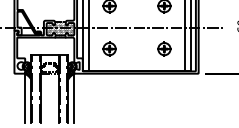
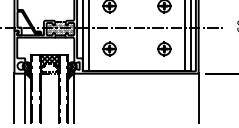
hatch: none -> present (49, 60)
line: none -> present (198, 97)
line: none -> present (14, 98)
